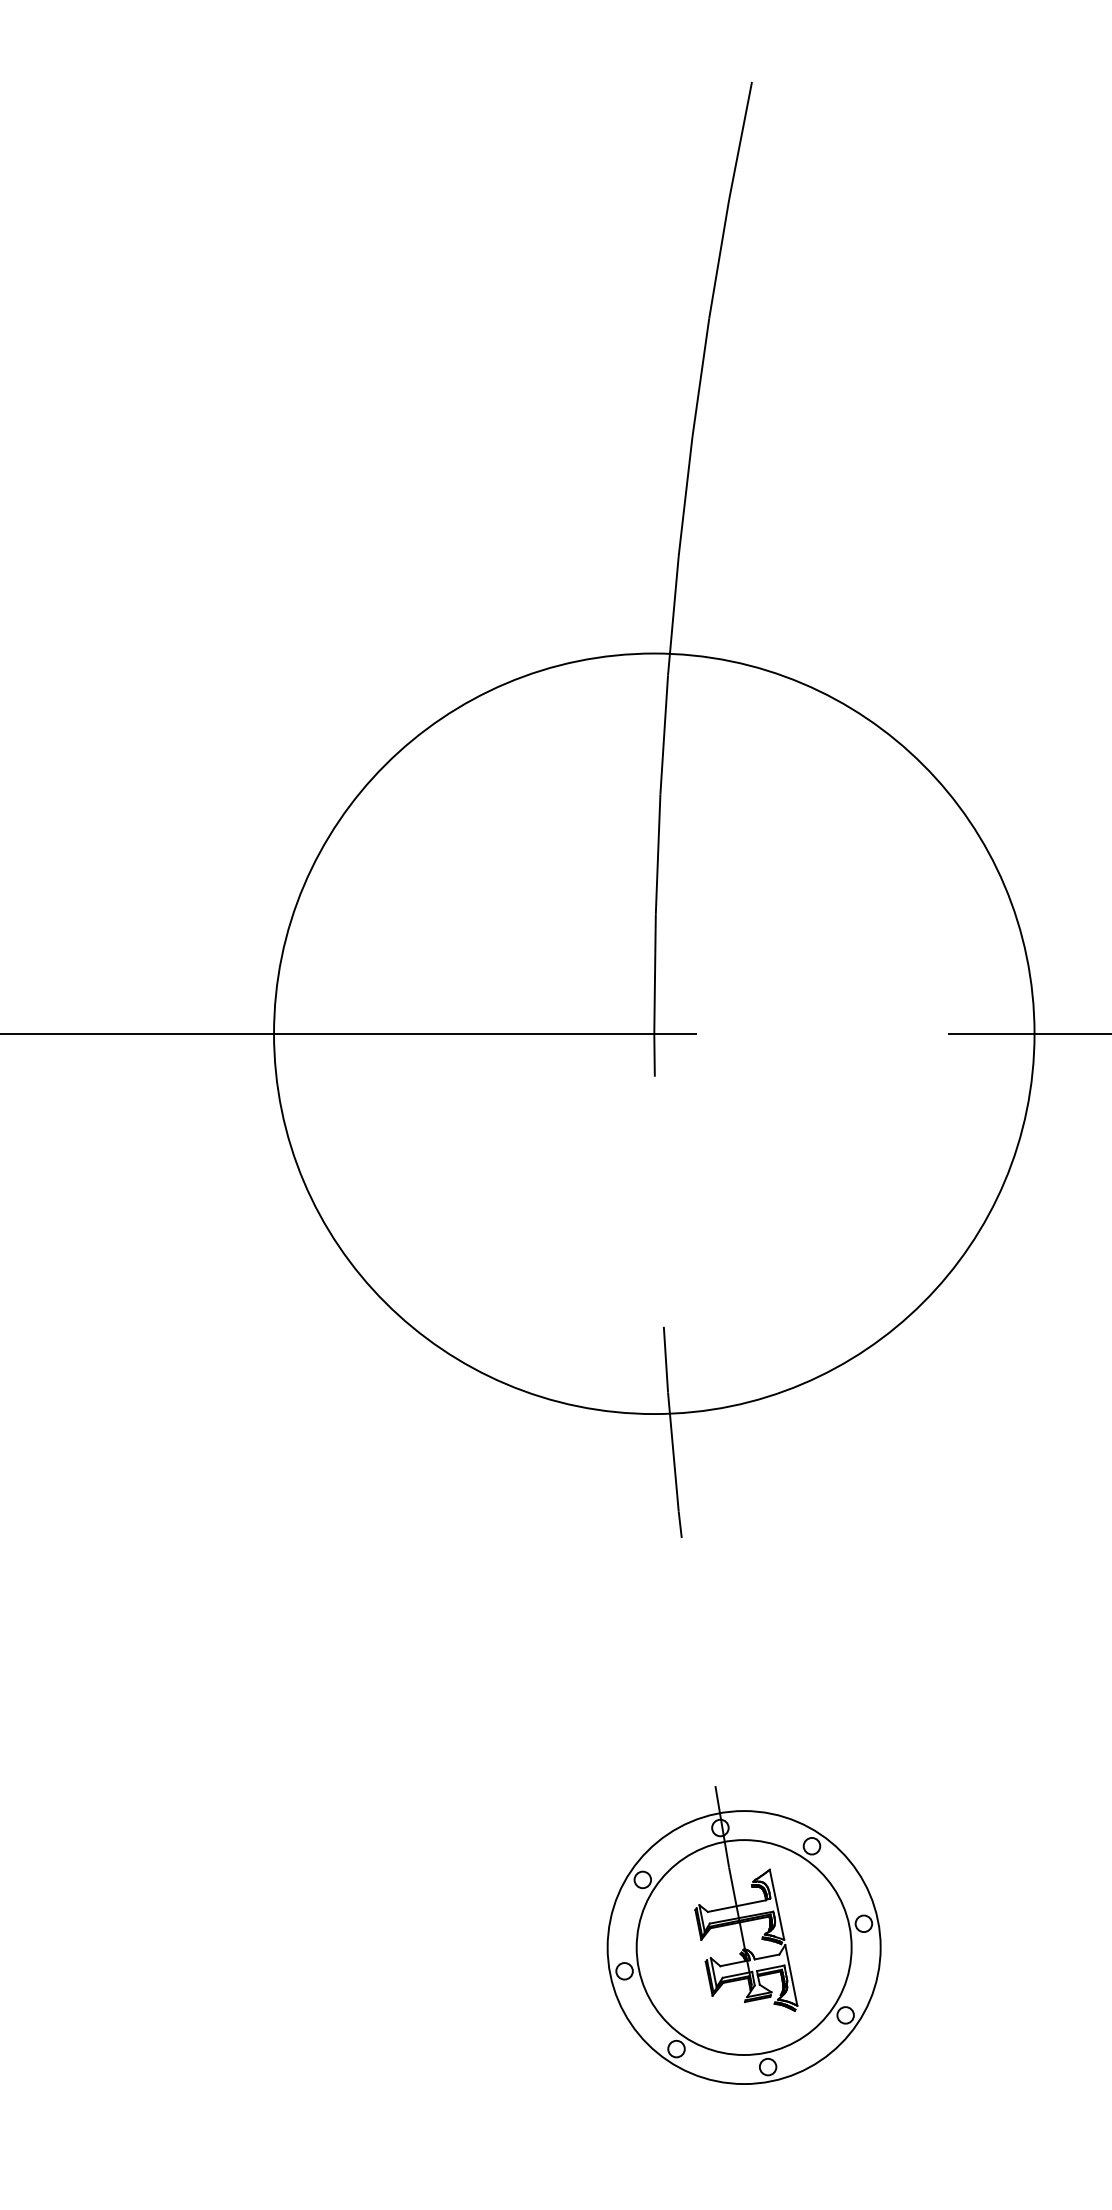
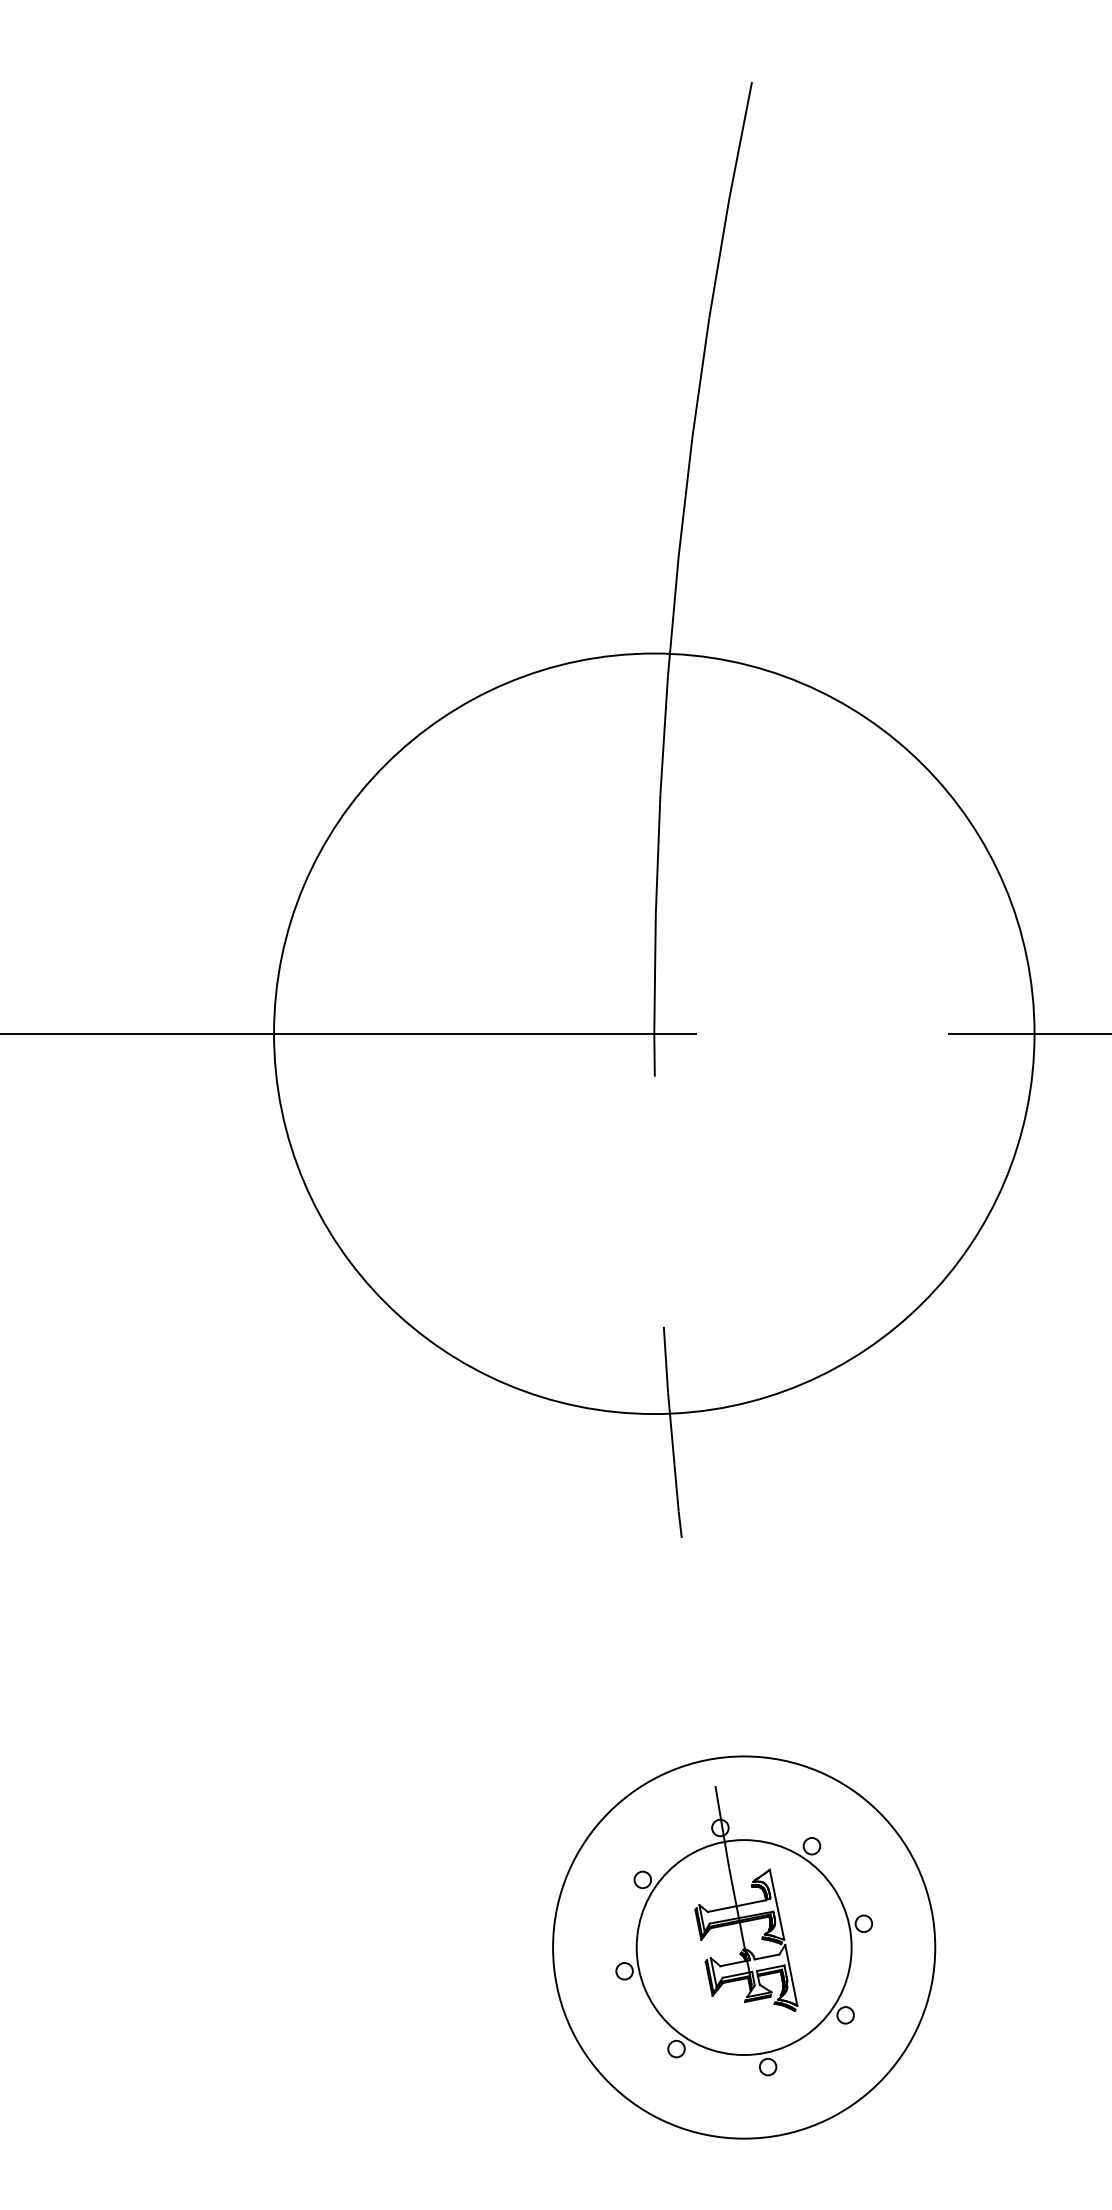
circle diameter: 273 px -> 382 px (744, 1947)
